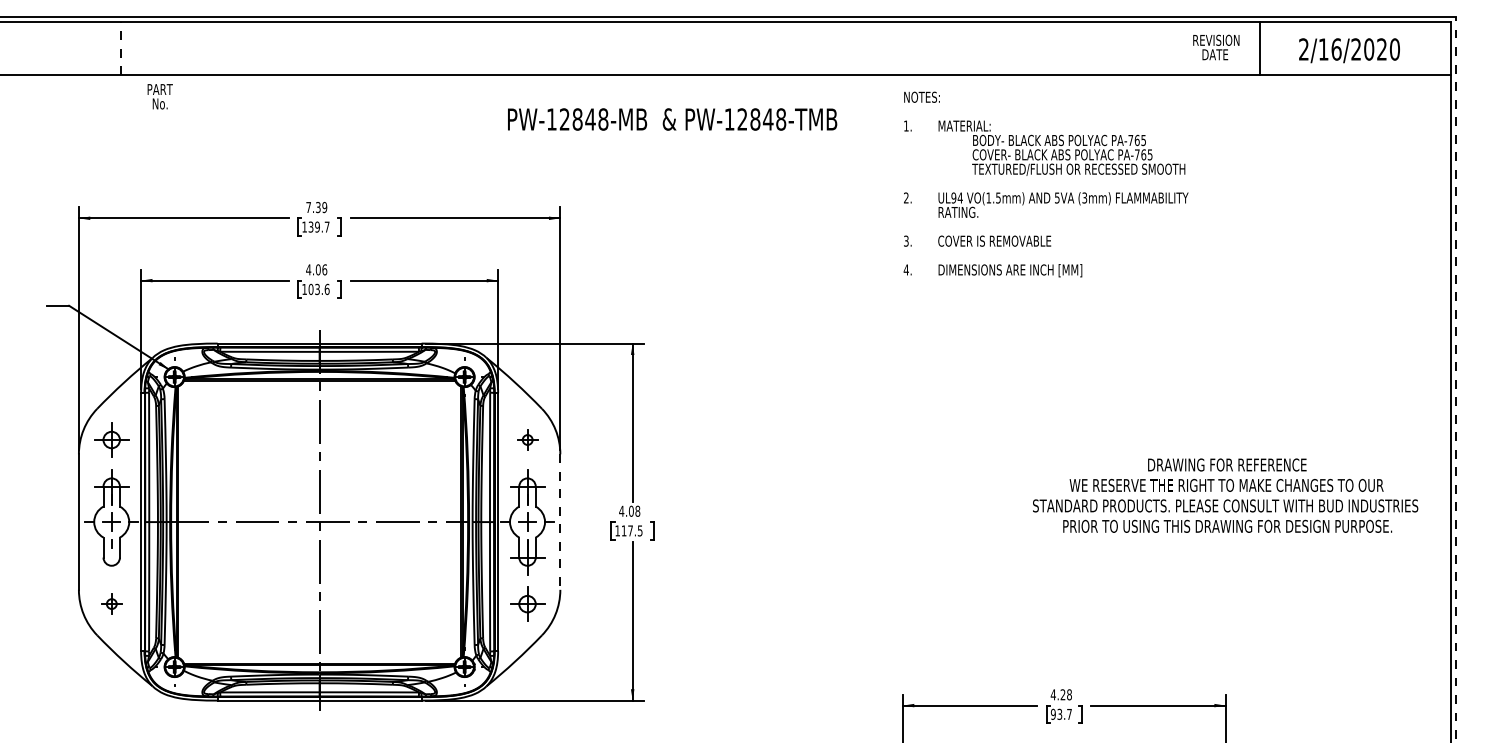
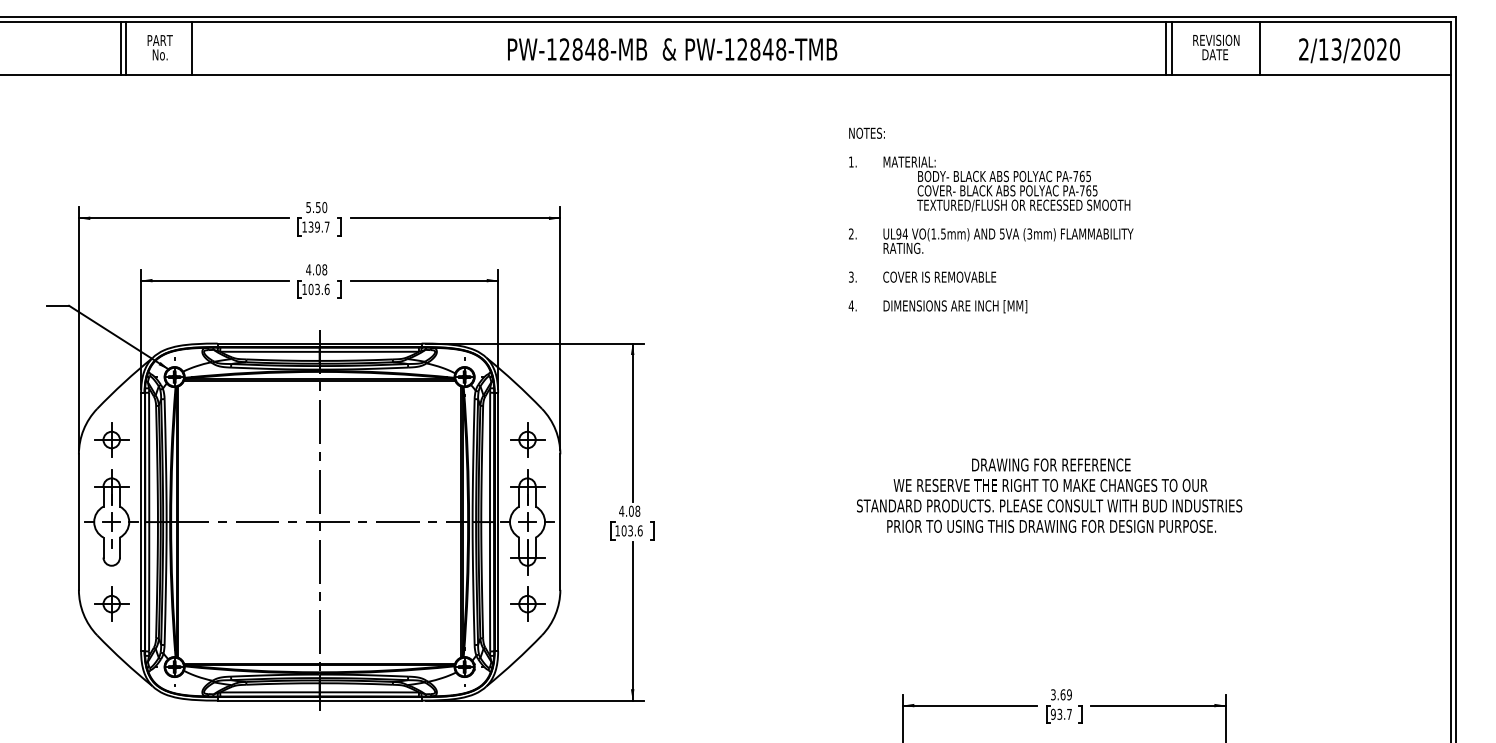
line: dashed -> solid (120, 48)
line: none -> present (126, 48)
line: none -> present (191, 48)
line: none -> present (1166, 48)
line: none -> present (1172, 48)
text: 2/16/2020 -> 2/13/2020 (1336, 49)
text position: (159, 96) -> (159, 47) (159, 47)
text position: (672, 119) -> (672, 49) (672, 49)
text position: (1045, 184) -> (990, 220) (990, 220)
text: 7.39 -> 5.50 (316, 207)
text: 4.06 -> 4.08 (324, 269)
line: dashed -> solid (1456, 379)
part size: 22x22 px -> 36x36 px (527, 439)
text position: (1225, 495) -> (1049, 495) (1049, 495)
line: dashed -> solid (560, 522)
text: 117.5 -> 103.6 (631, 530)
part size: 22x22 px -> 36x36 px (111, 603)
text: 4.28 -> 3.69 (1060, 694)
